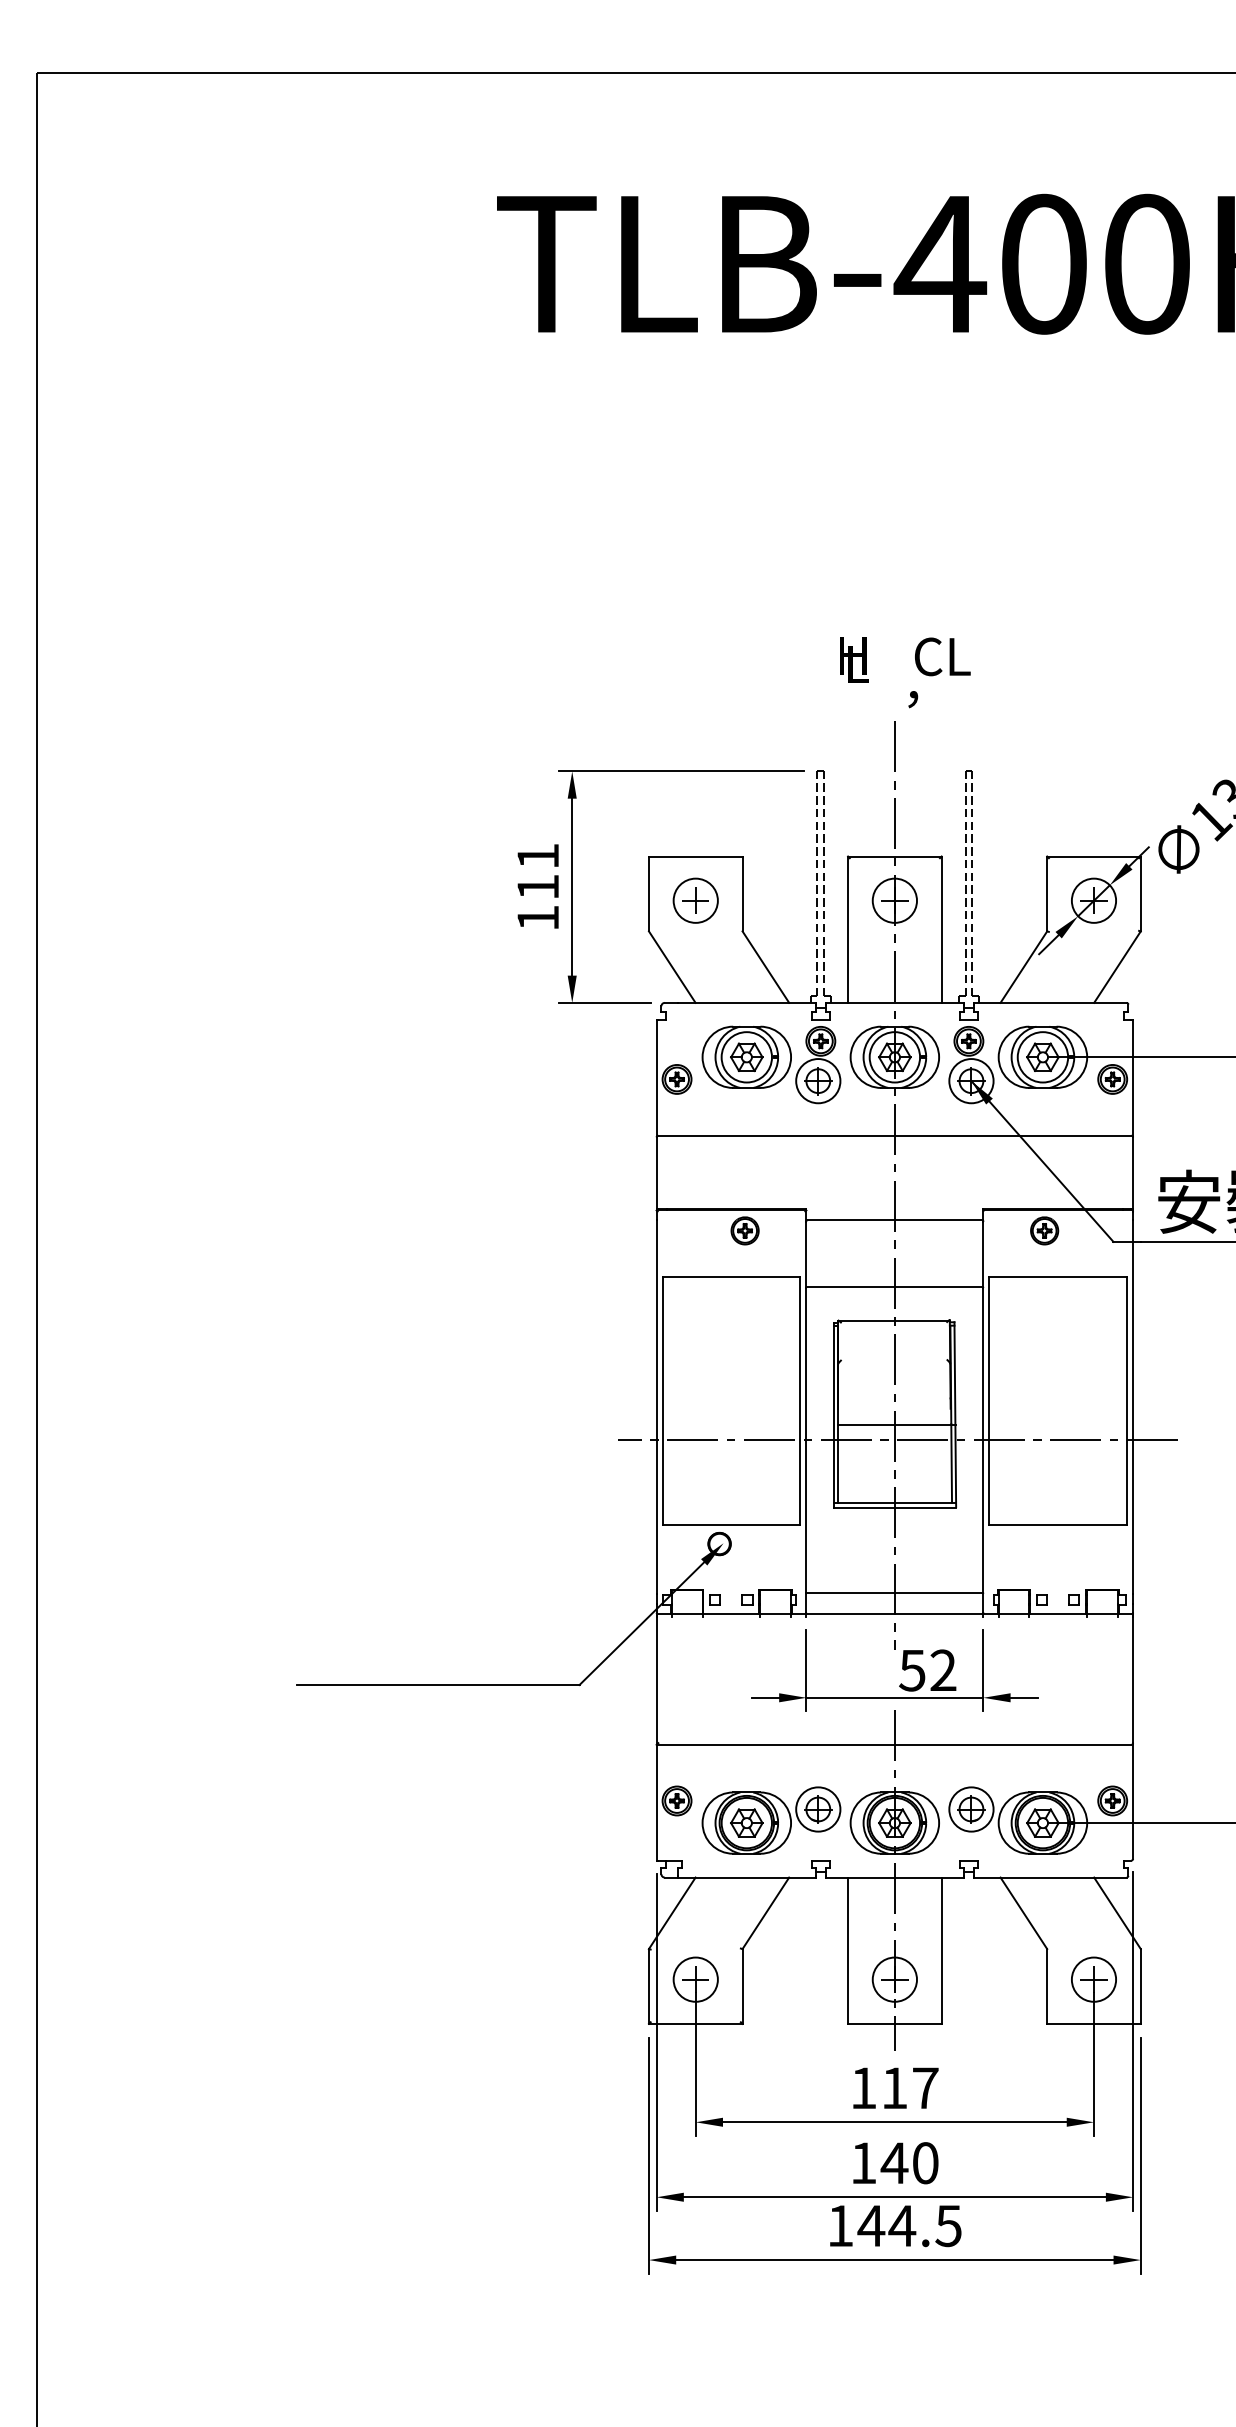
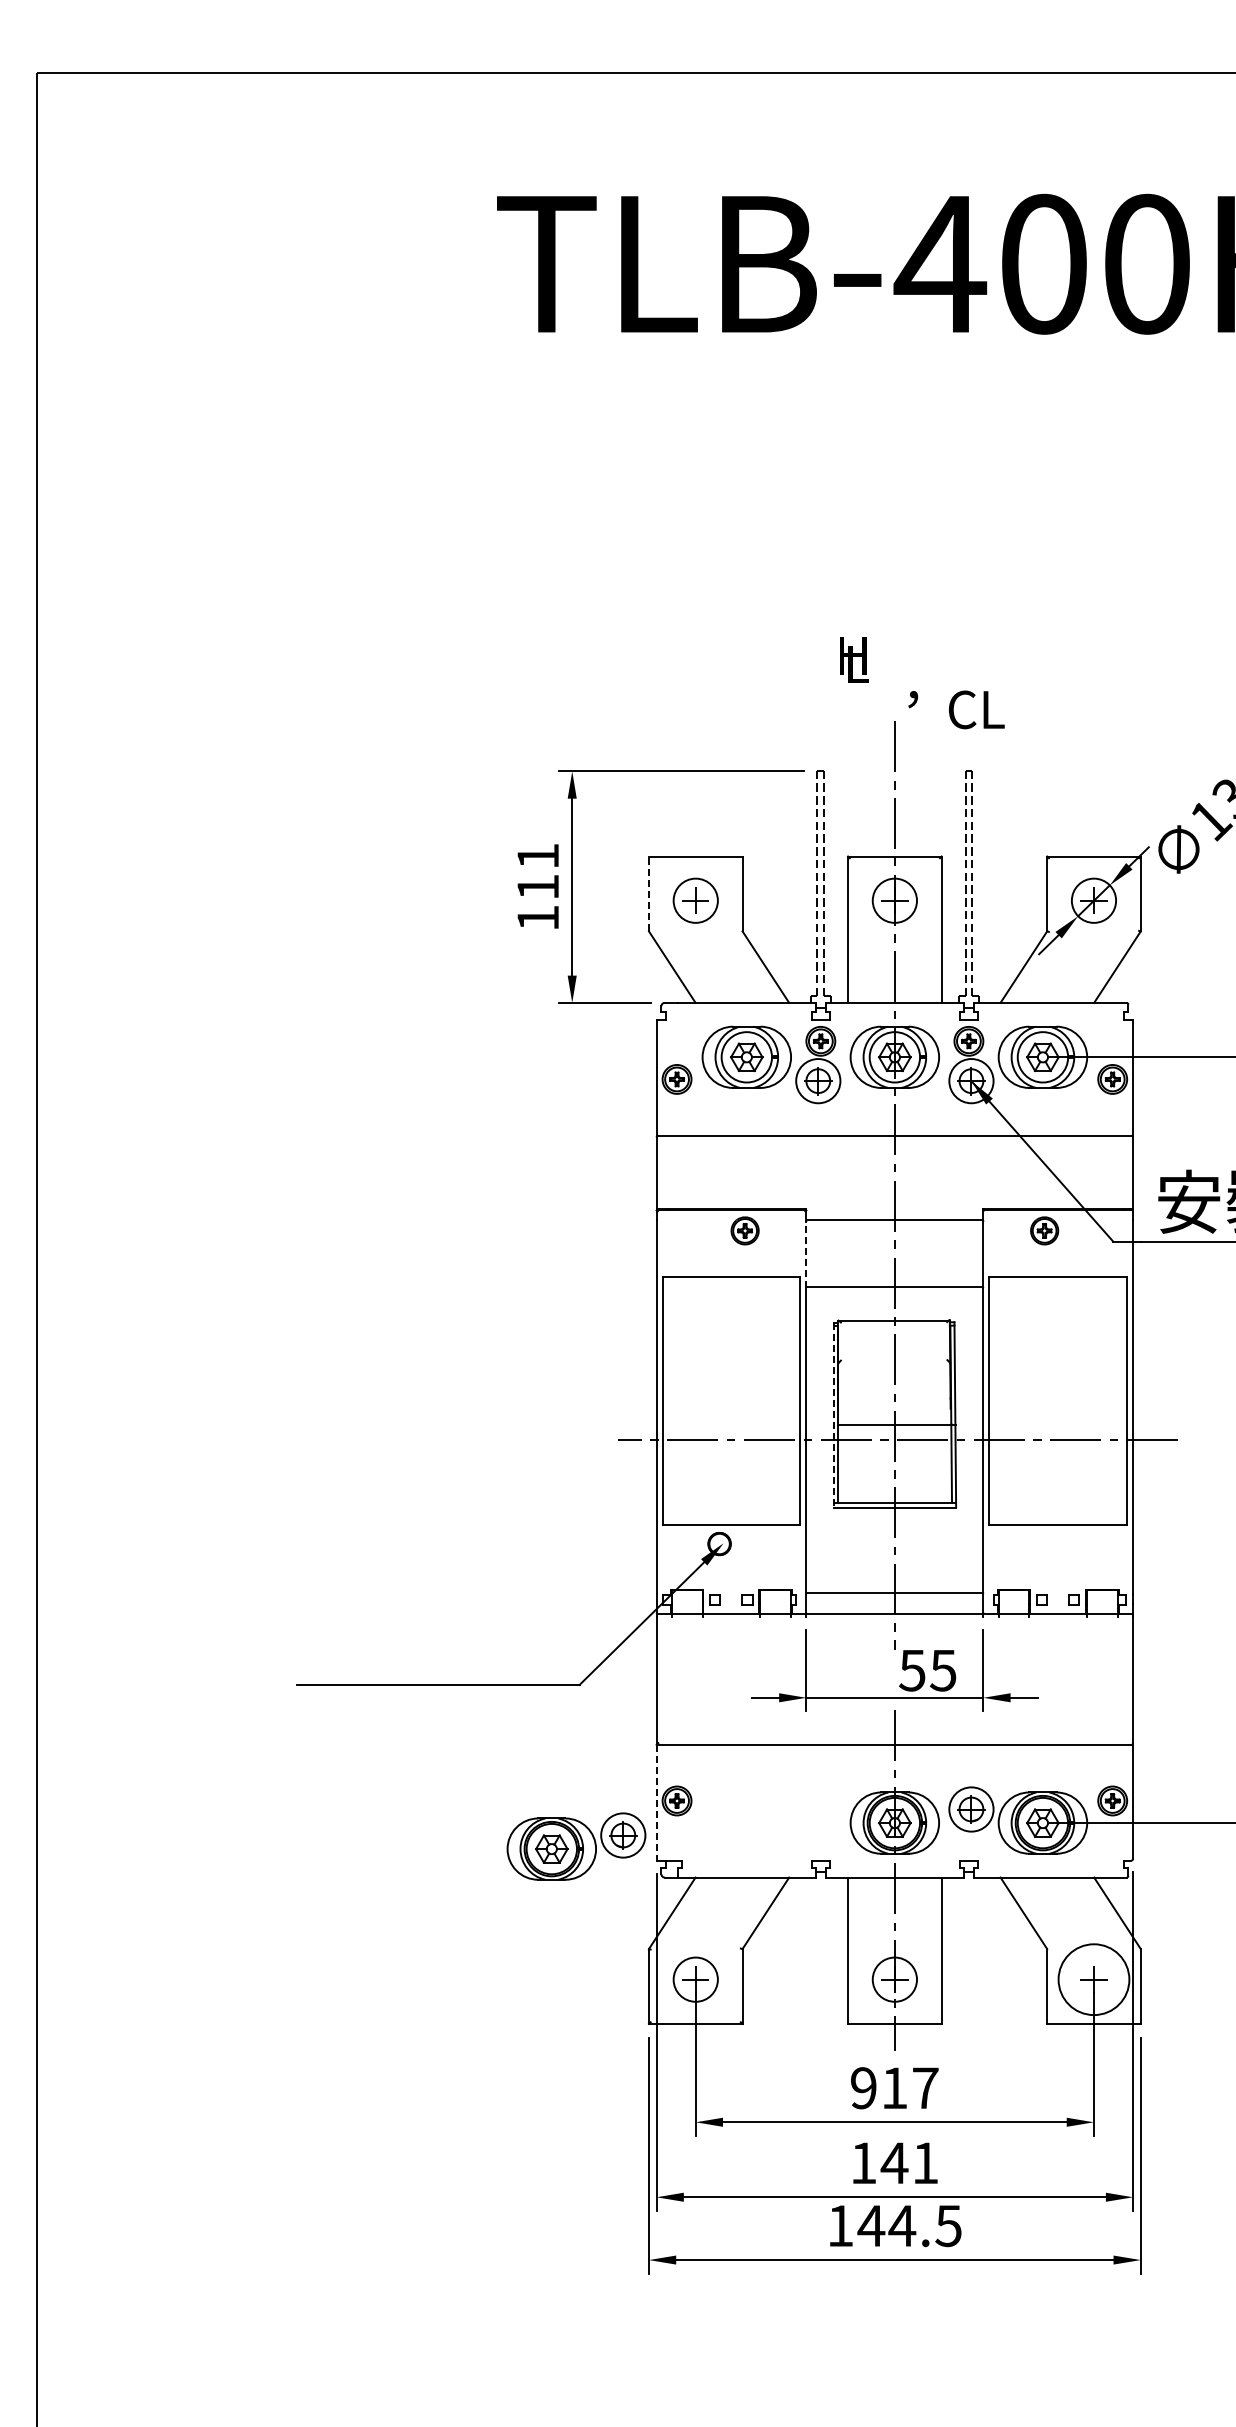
text position: (942, 656) -> (976, 709) (976, 709)
line: solid -> dashed (648, 893)
line: solid -> dashed (806, 1254)
line: solid -> dashed (833, 1415)
text: 52 -> 55 (942, 1670)
line: solid -> dashed (656, 1802)
part position: (771, 1820) -> (576, 1846) (576, 1846)
circle diameter: 44 px -> 71 px (1093, 1979)
text: 117 -> 917 (863, 2088)
text: 140 -> 141 (925, 2163)
